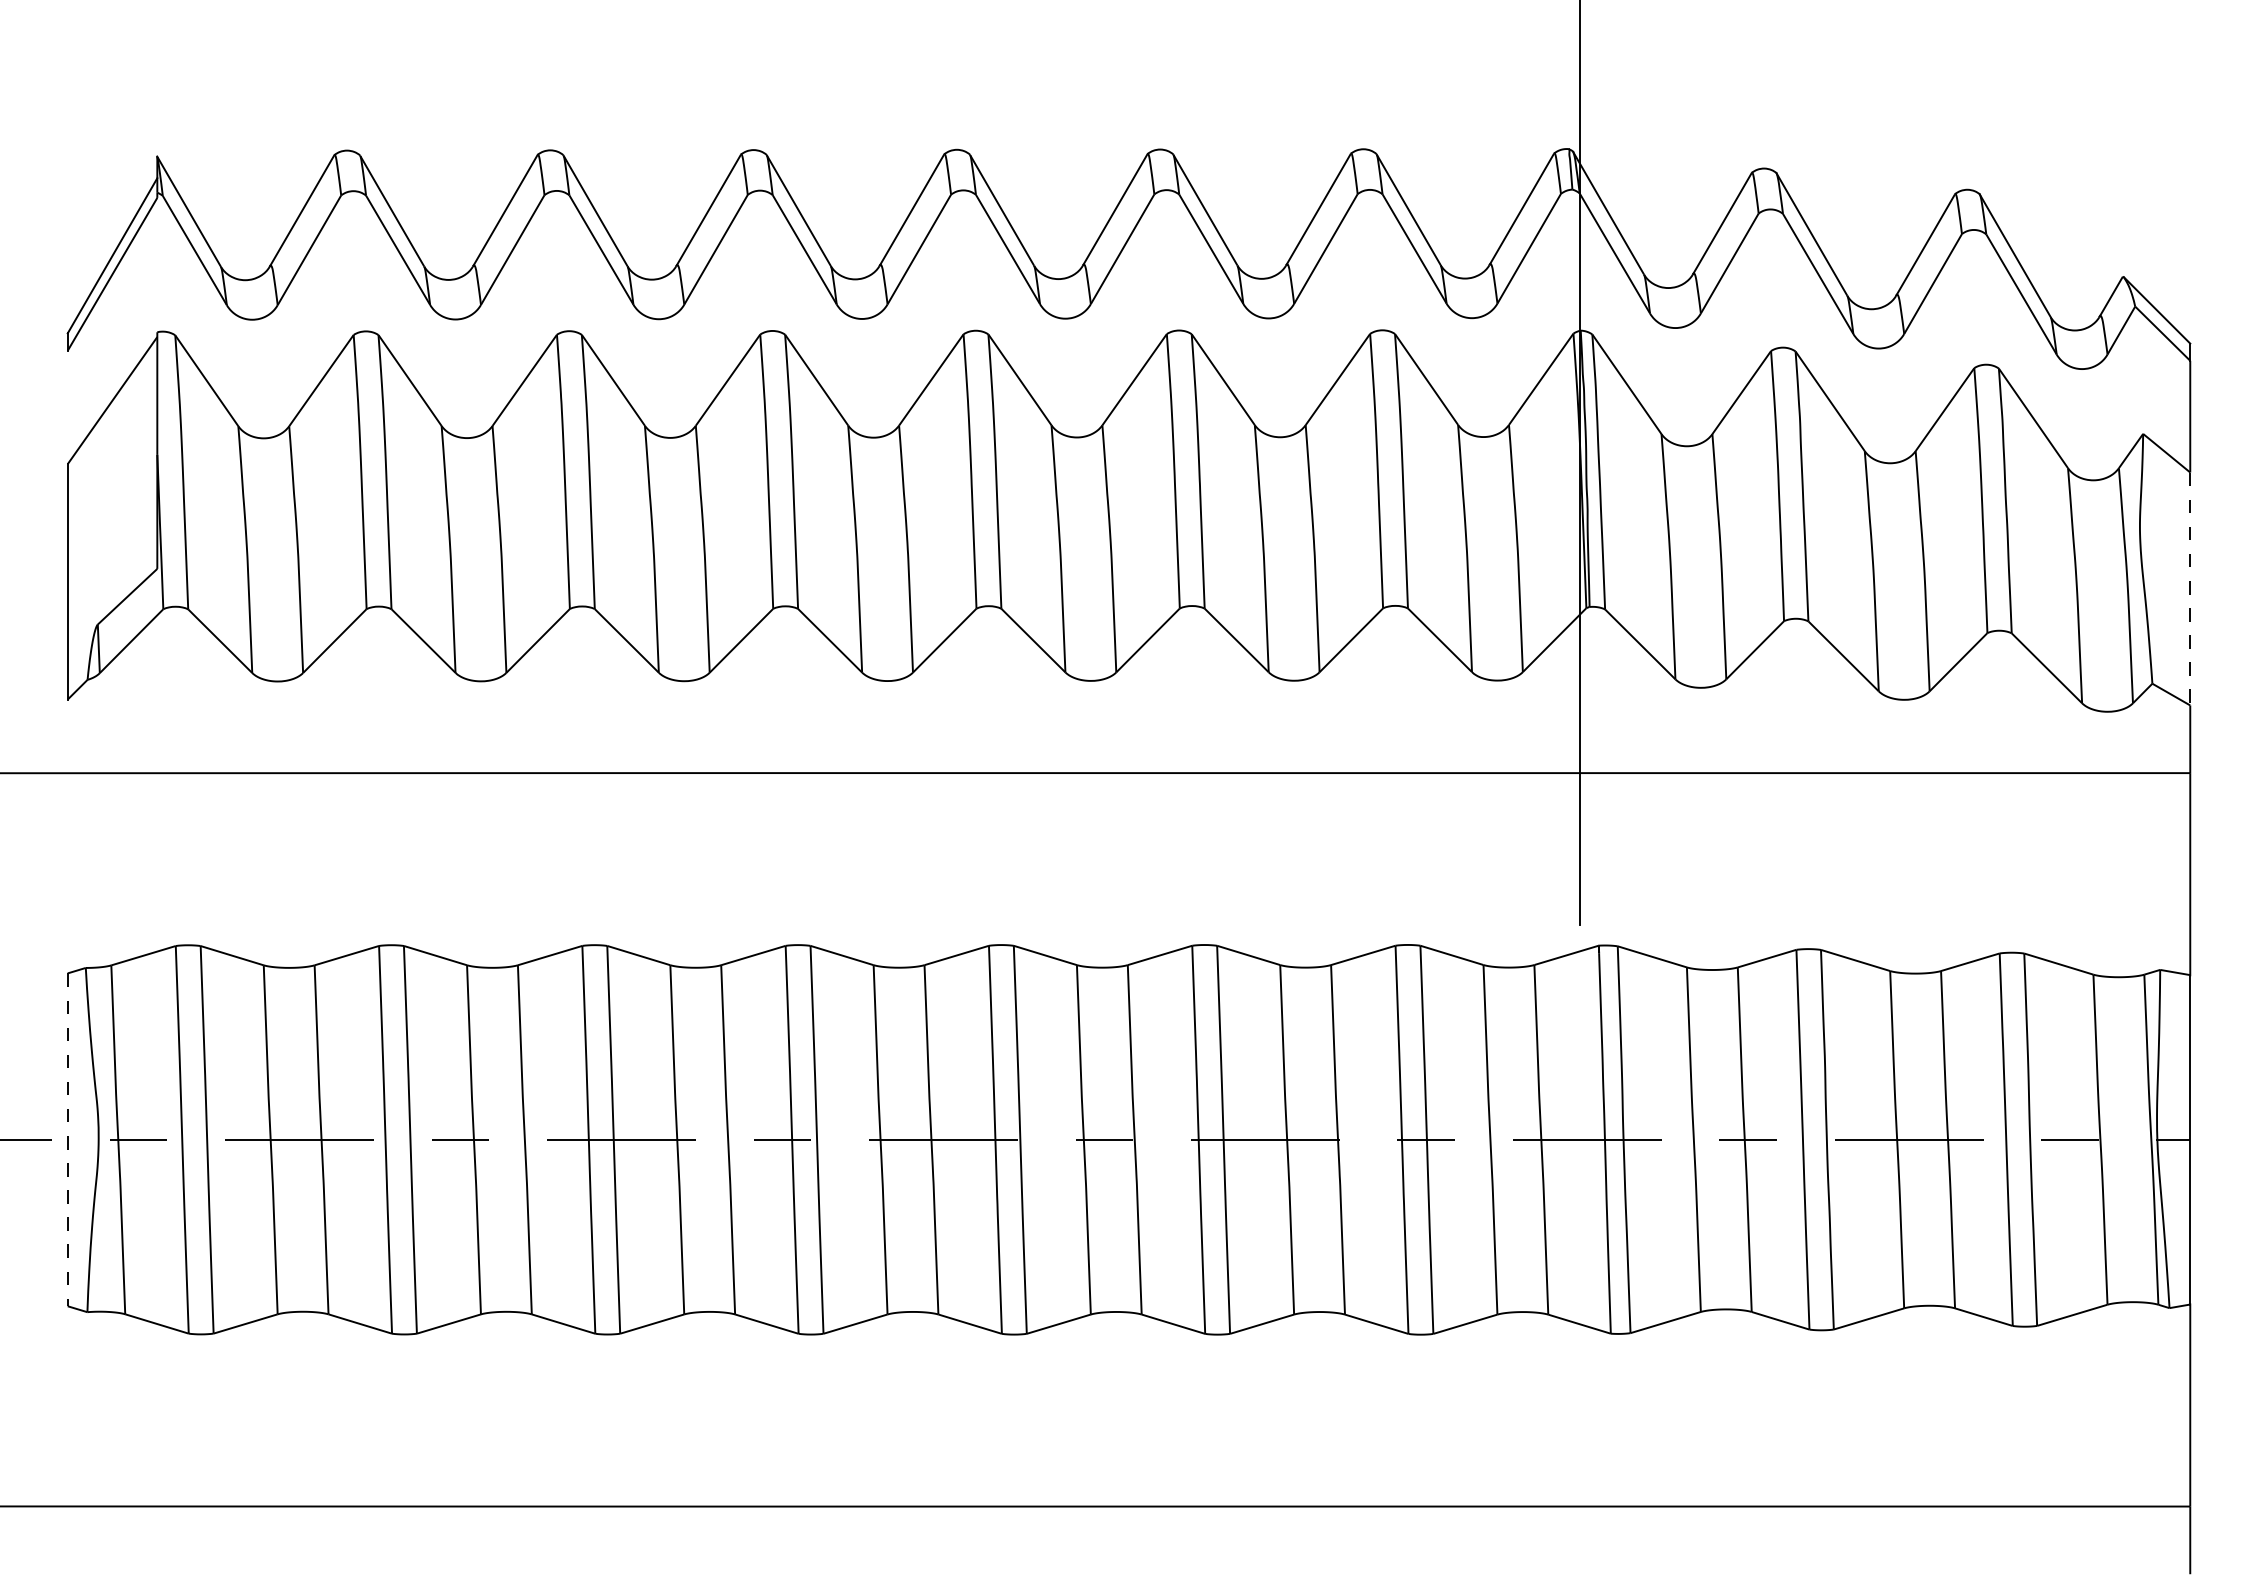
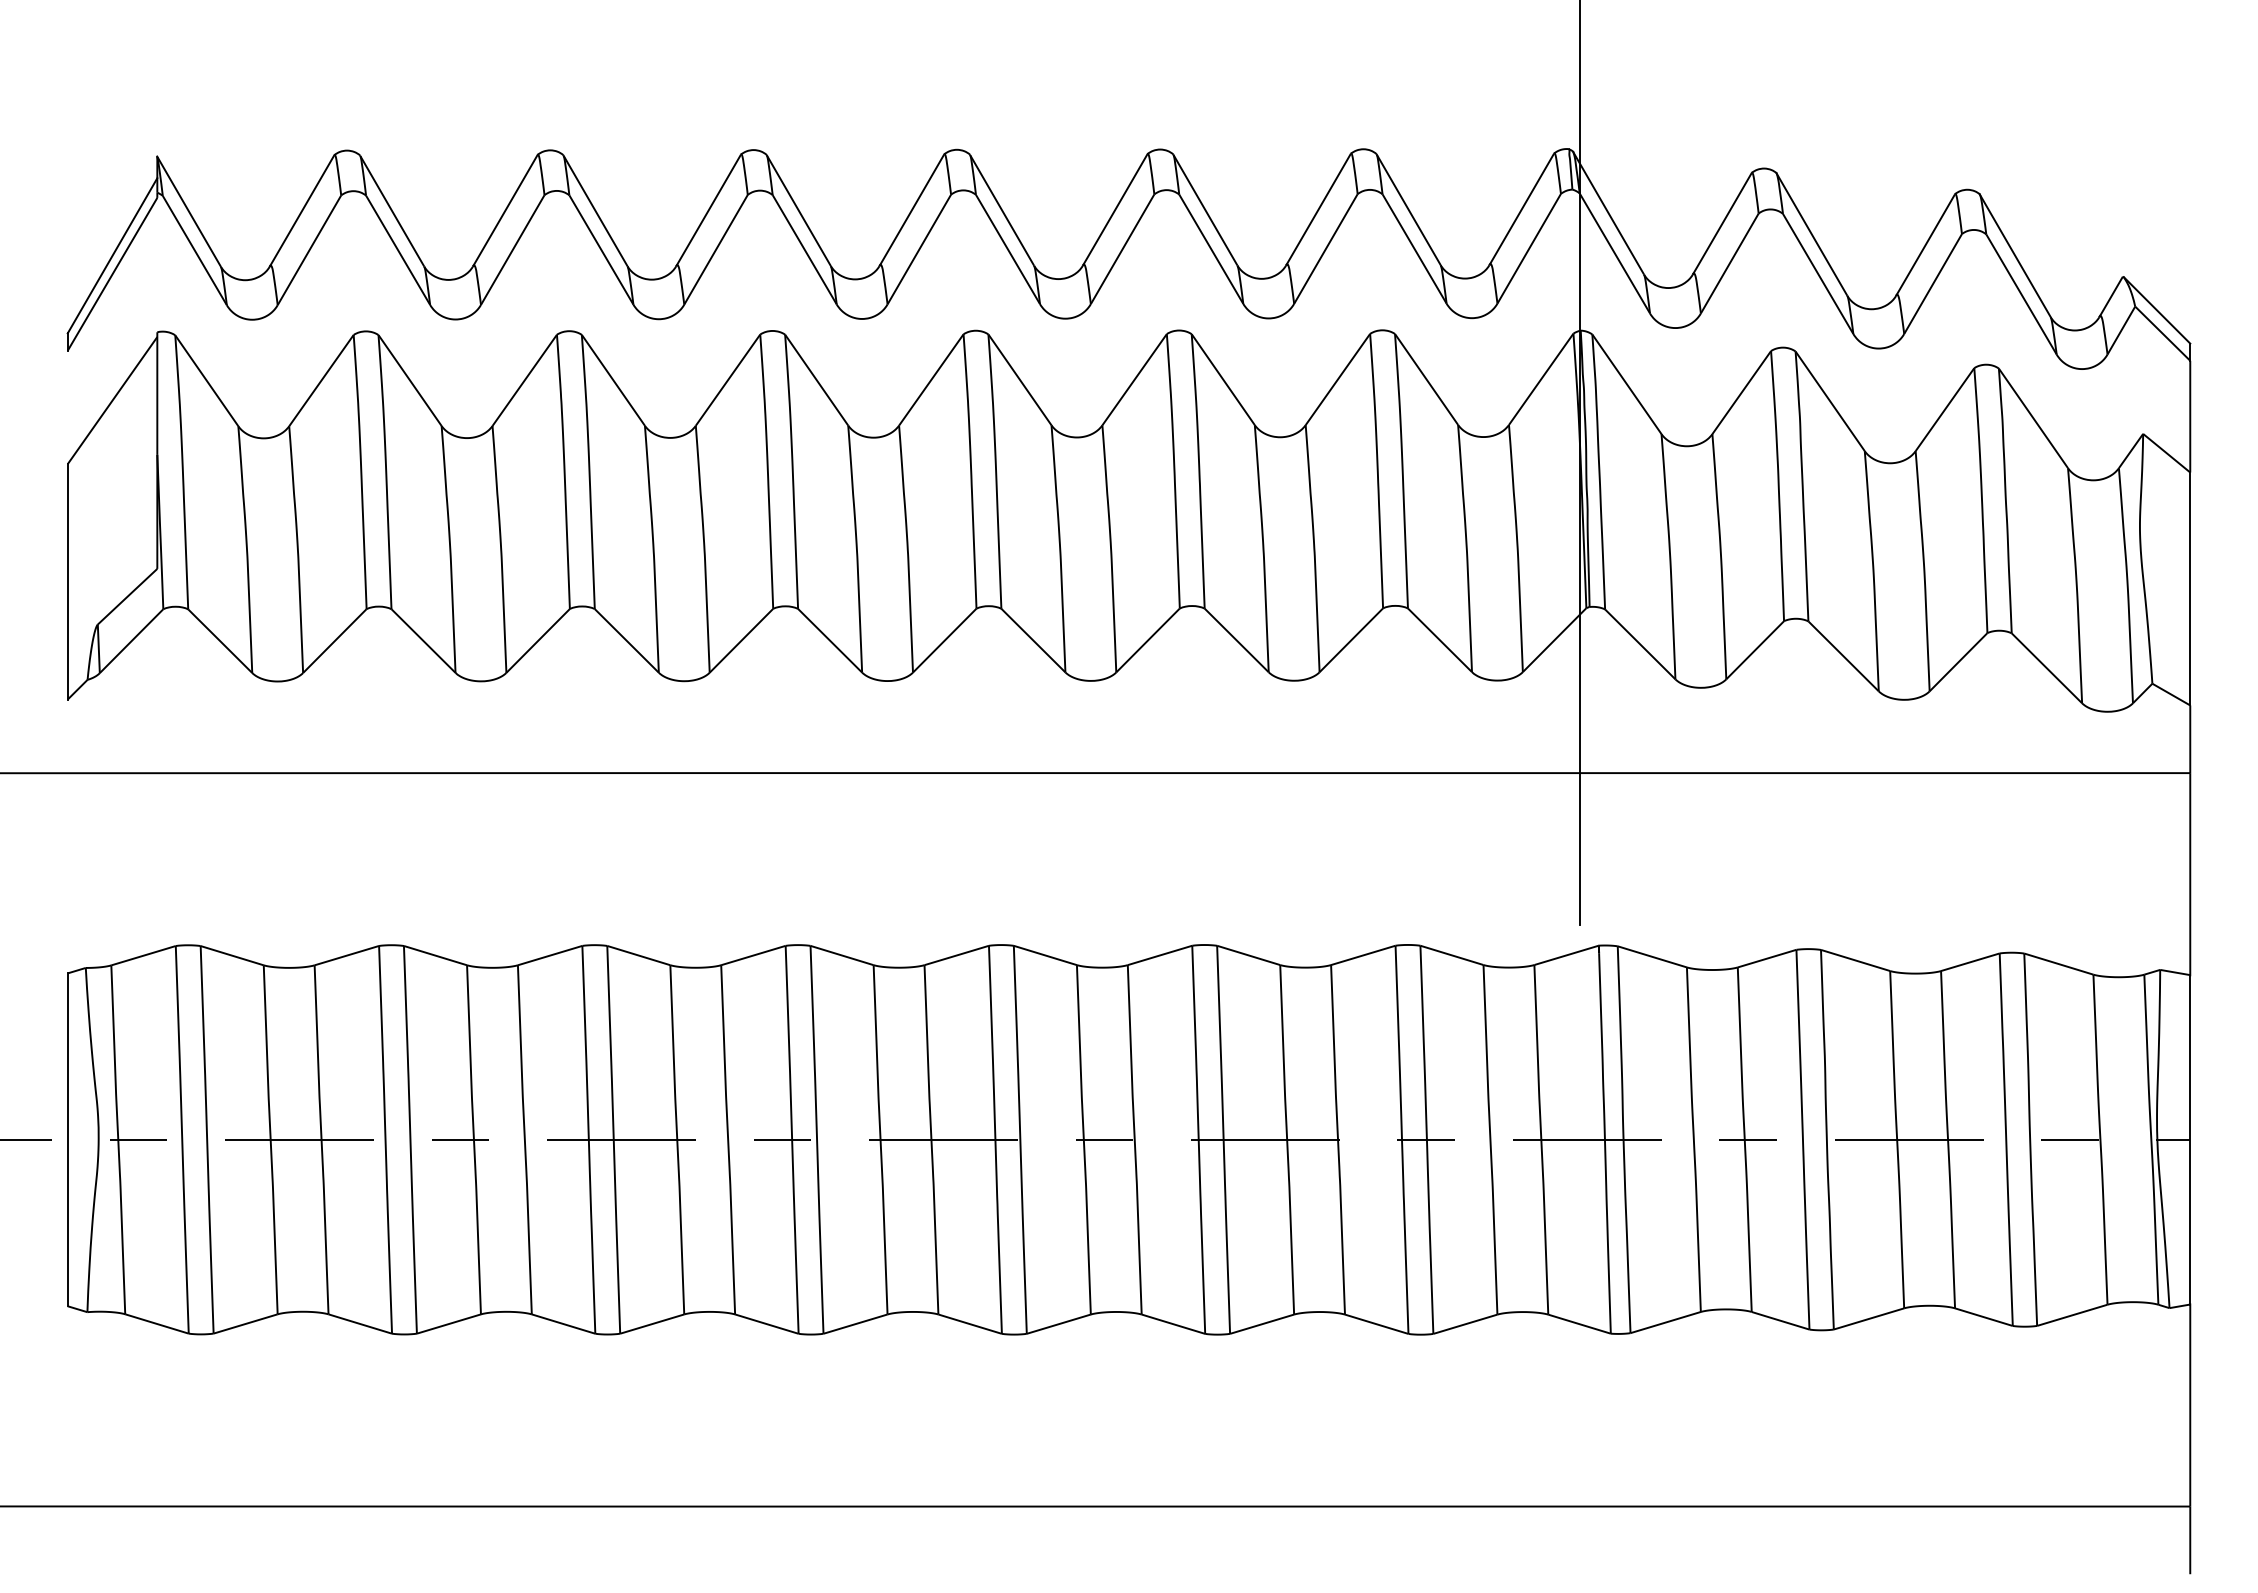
line: dashed -> solid (2190, 589)
line: dashed -> solid (67, 1140)
